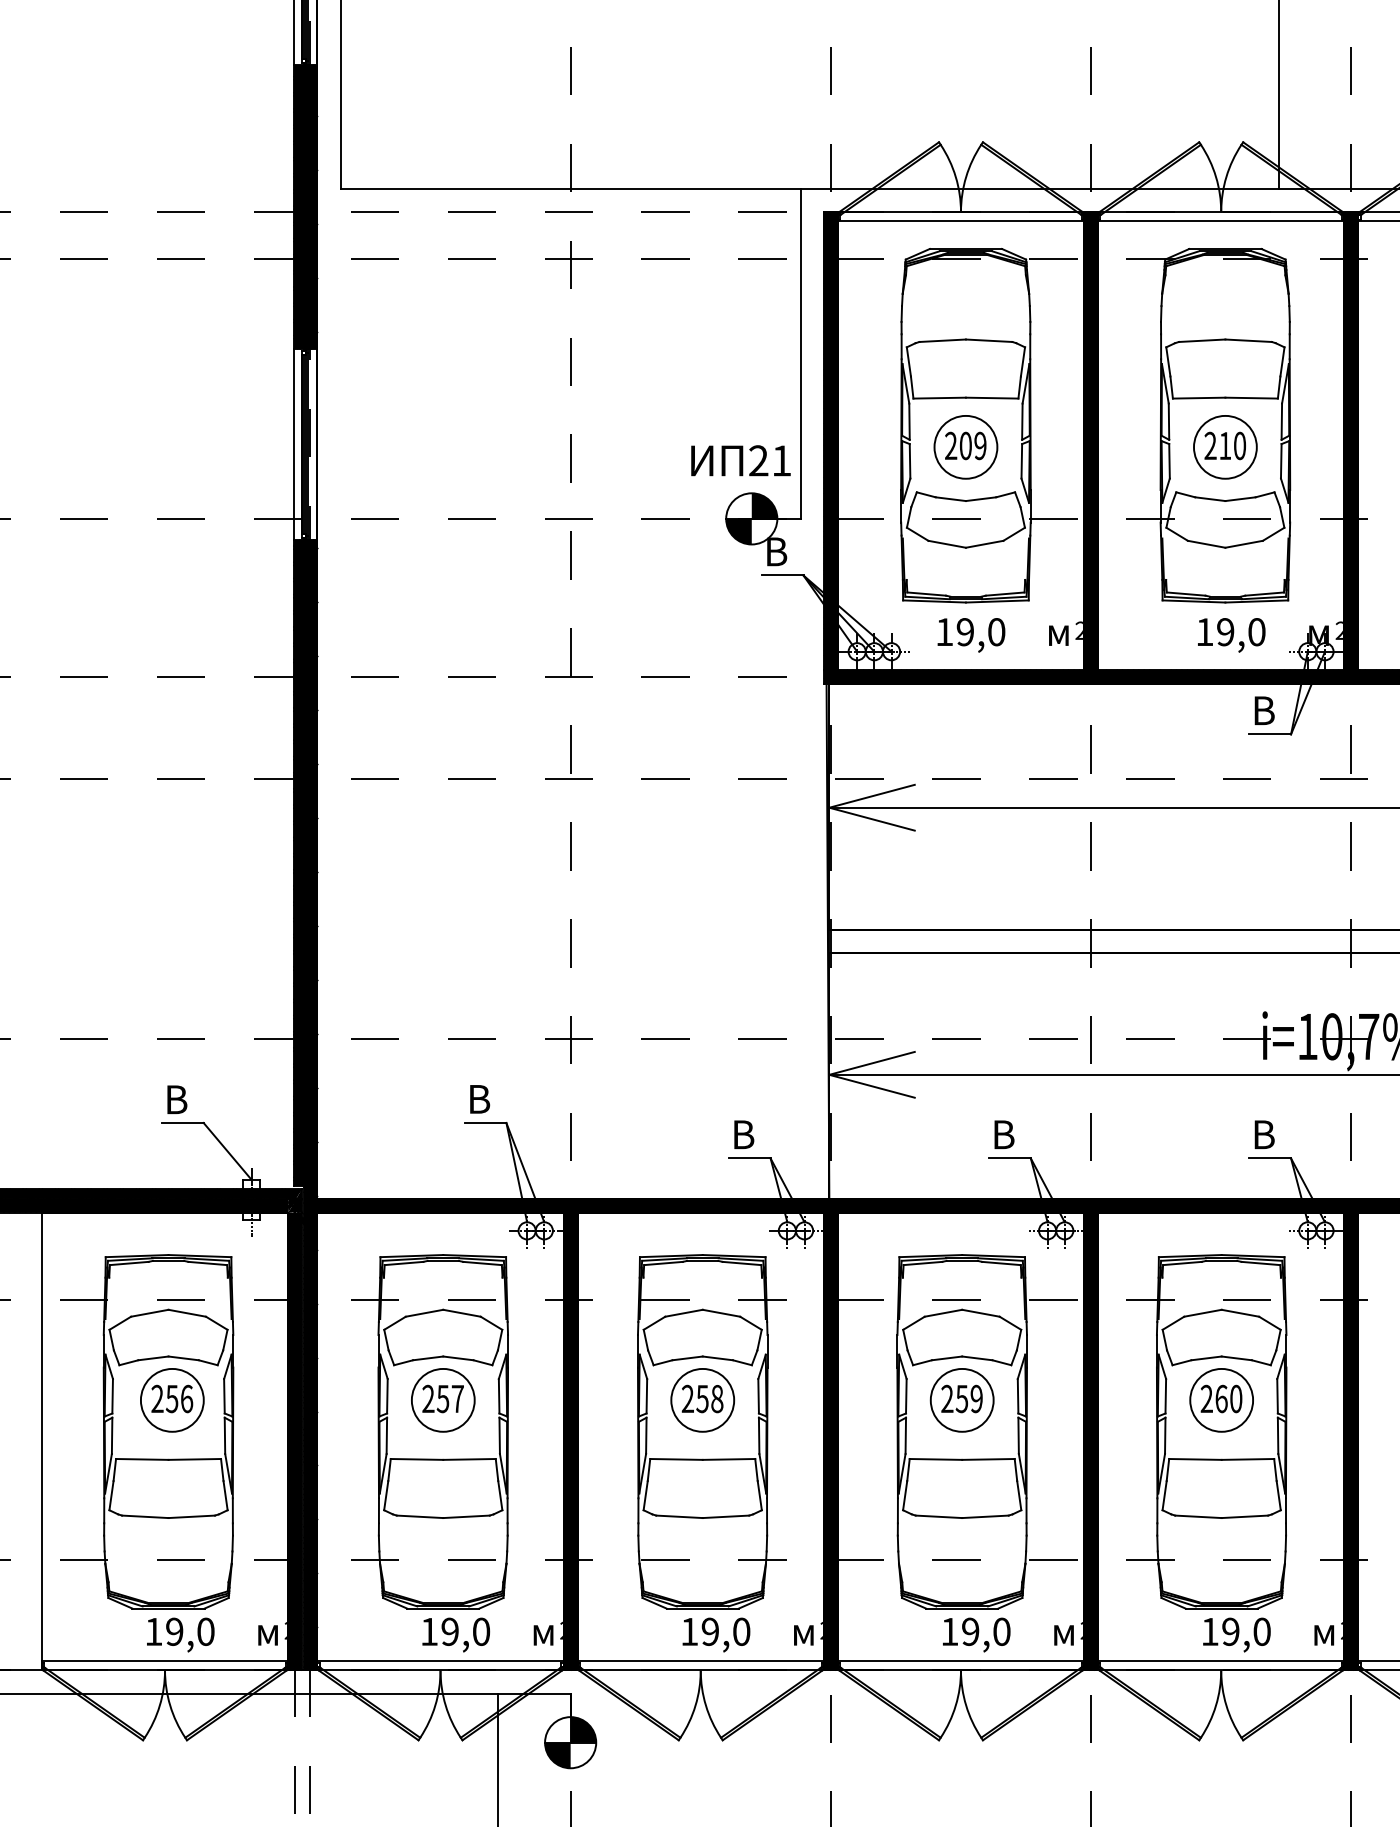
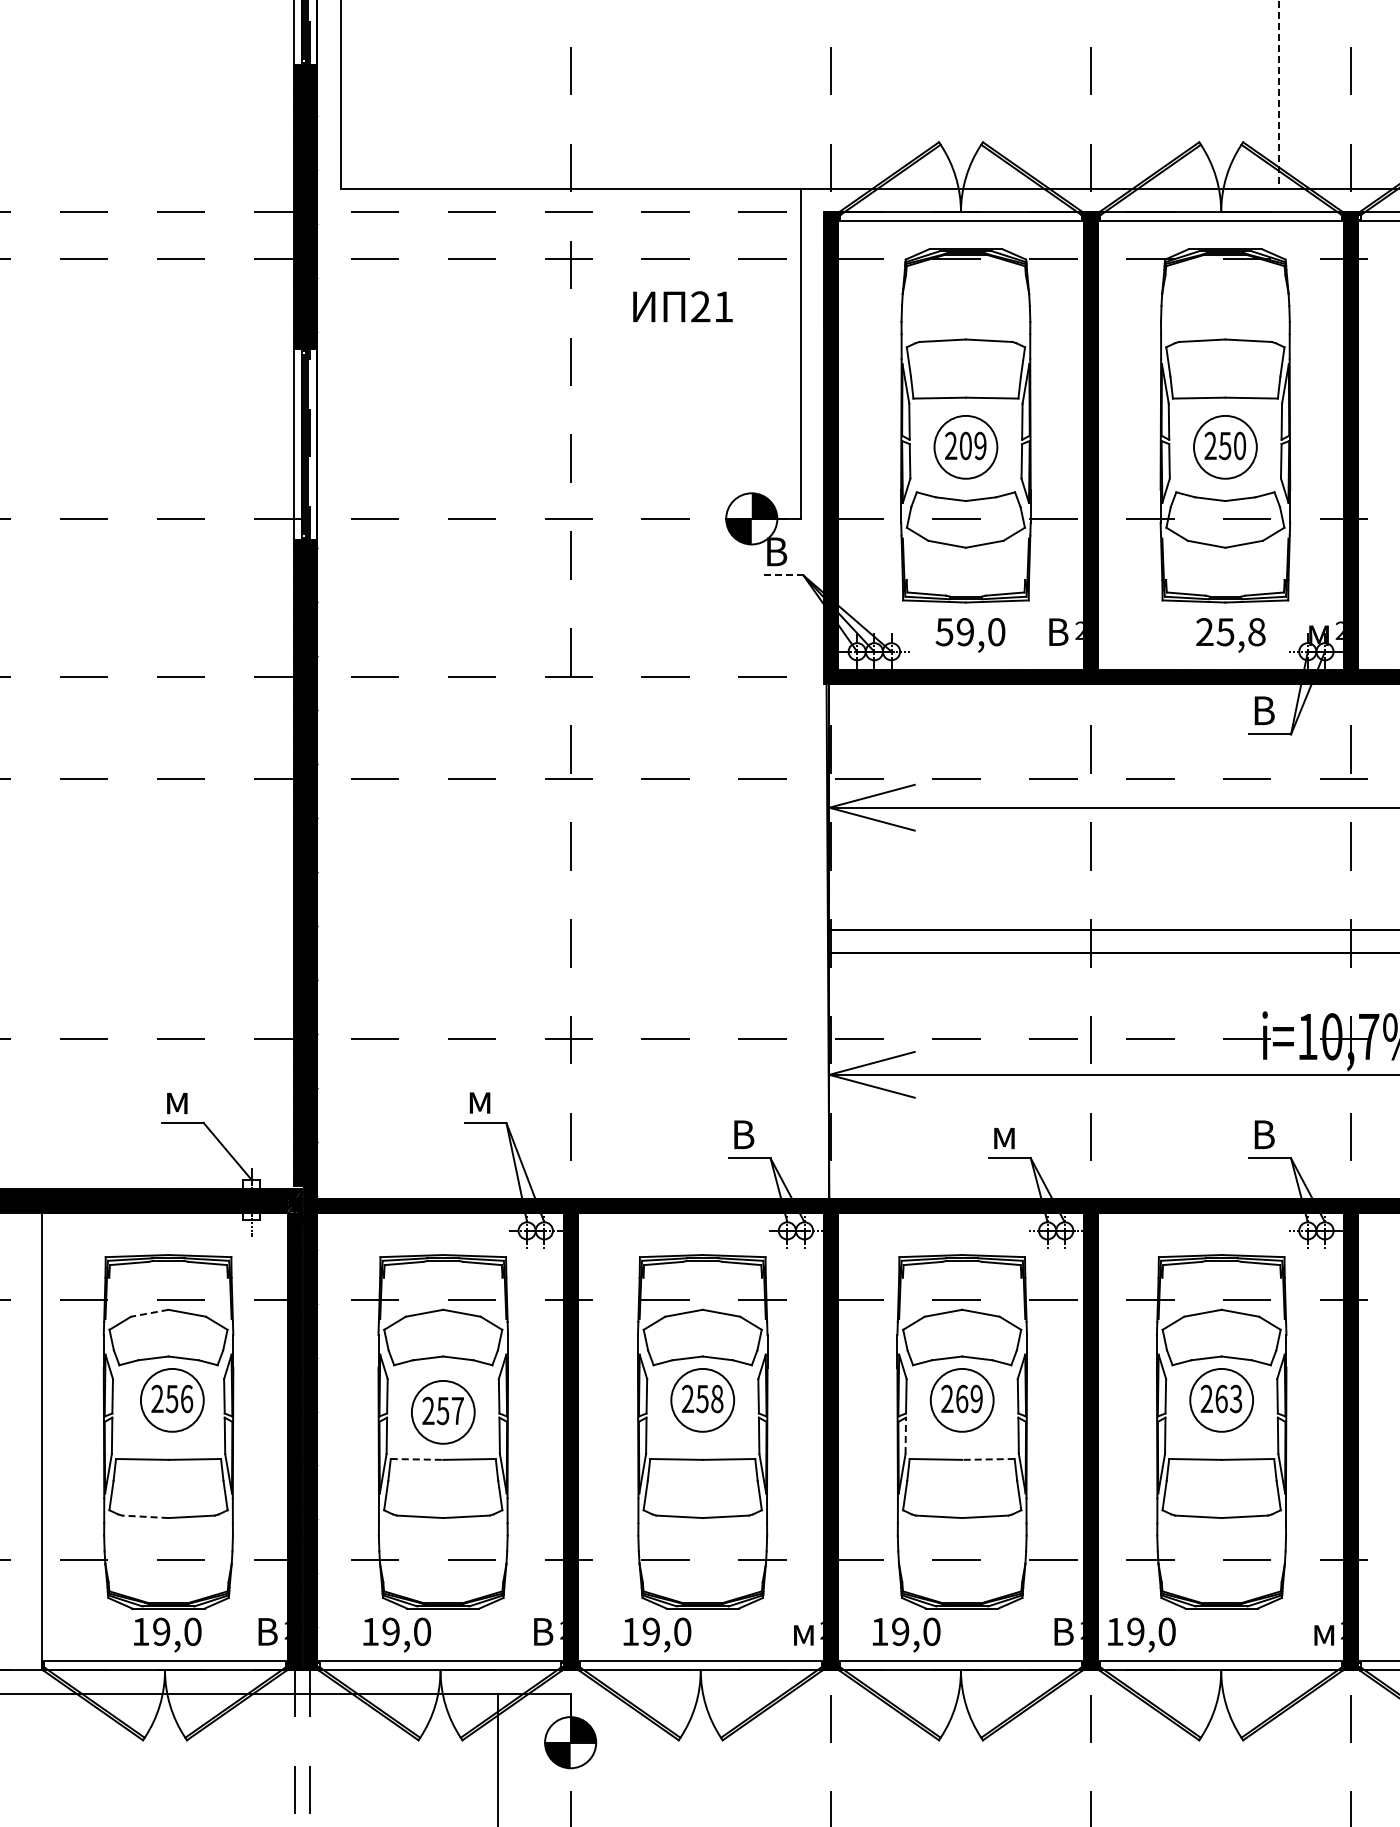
line: solid -> dashed (1279, 94)
text: 210 -> 250 (1224, 446)
text position: (740, 460) -> (682, 306) (682, 306)
line: solid -> dashed (782, 575)
text: м -> В (1058, 631)
text: 19,0 -> 59,0 (944, 632)
text: 19,0 -> 25,8 (1230, 632)
text: В -> м (177, 1099)
text: В -> м (479, 1099)
text: В -> м (1004, 1134)
line: solid -> dashed (149, 1313)
text: 259 -> 269 (961, 1398)
text: 260 -> 263 (1236, 1399)
part position: (443, 1400) -> (443, 1412) (443, 1412)
line: solid -> dashed (905, 1435)
line: solid -> dashed (417, 1459)
line: solid -> dashed (987, 1459)
line: solid -> dashed (144, 1516)
text: м -> В (267, 1631)
text: м -> В (543, 1631)
text: м -> В (1063, 1631)
text position: (180, 1634) -> (167, 1634) (167, 1634)
text position: (455, 1634) -> (396, 1634) (396, 1634)
text position: (716, 1634) -> (657, 1634) (657, 1634)
text position: (976, 1634) -> (906, 1634) (906, 1634)
text position: (1236, 1634) -> (1141, 1634) (1141, 1634)
